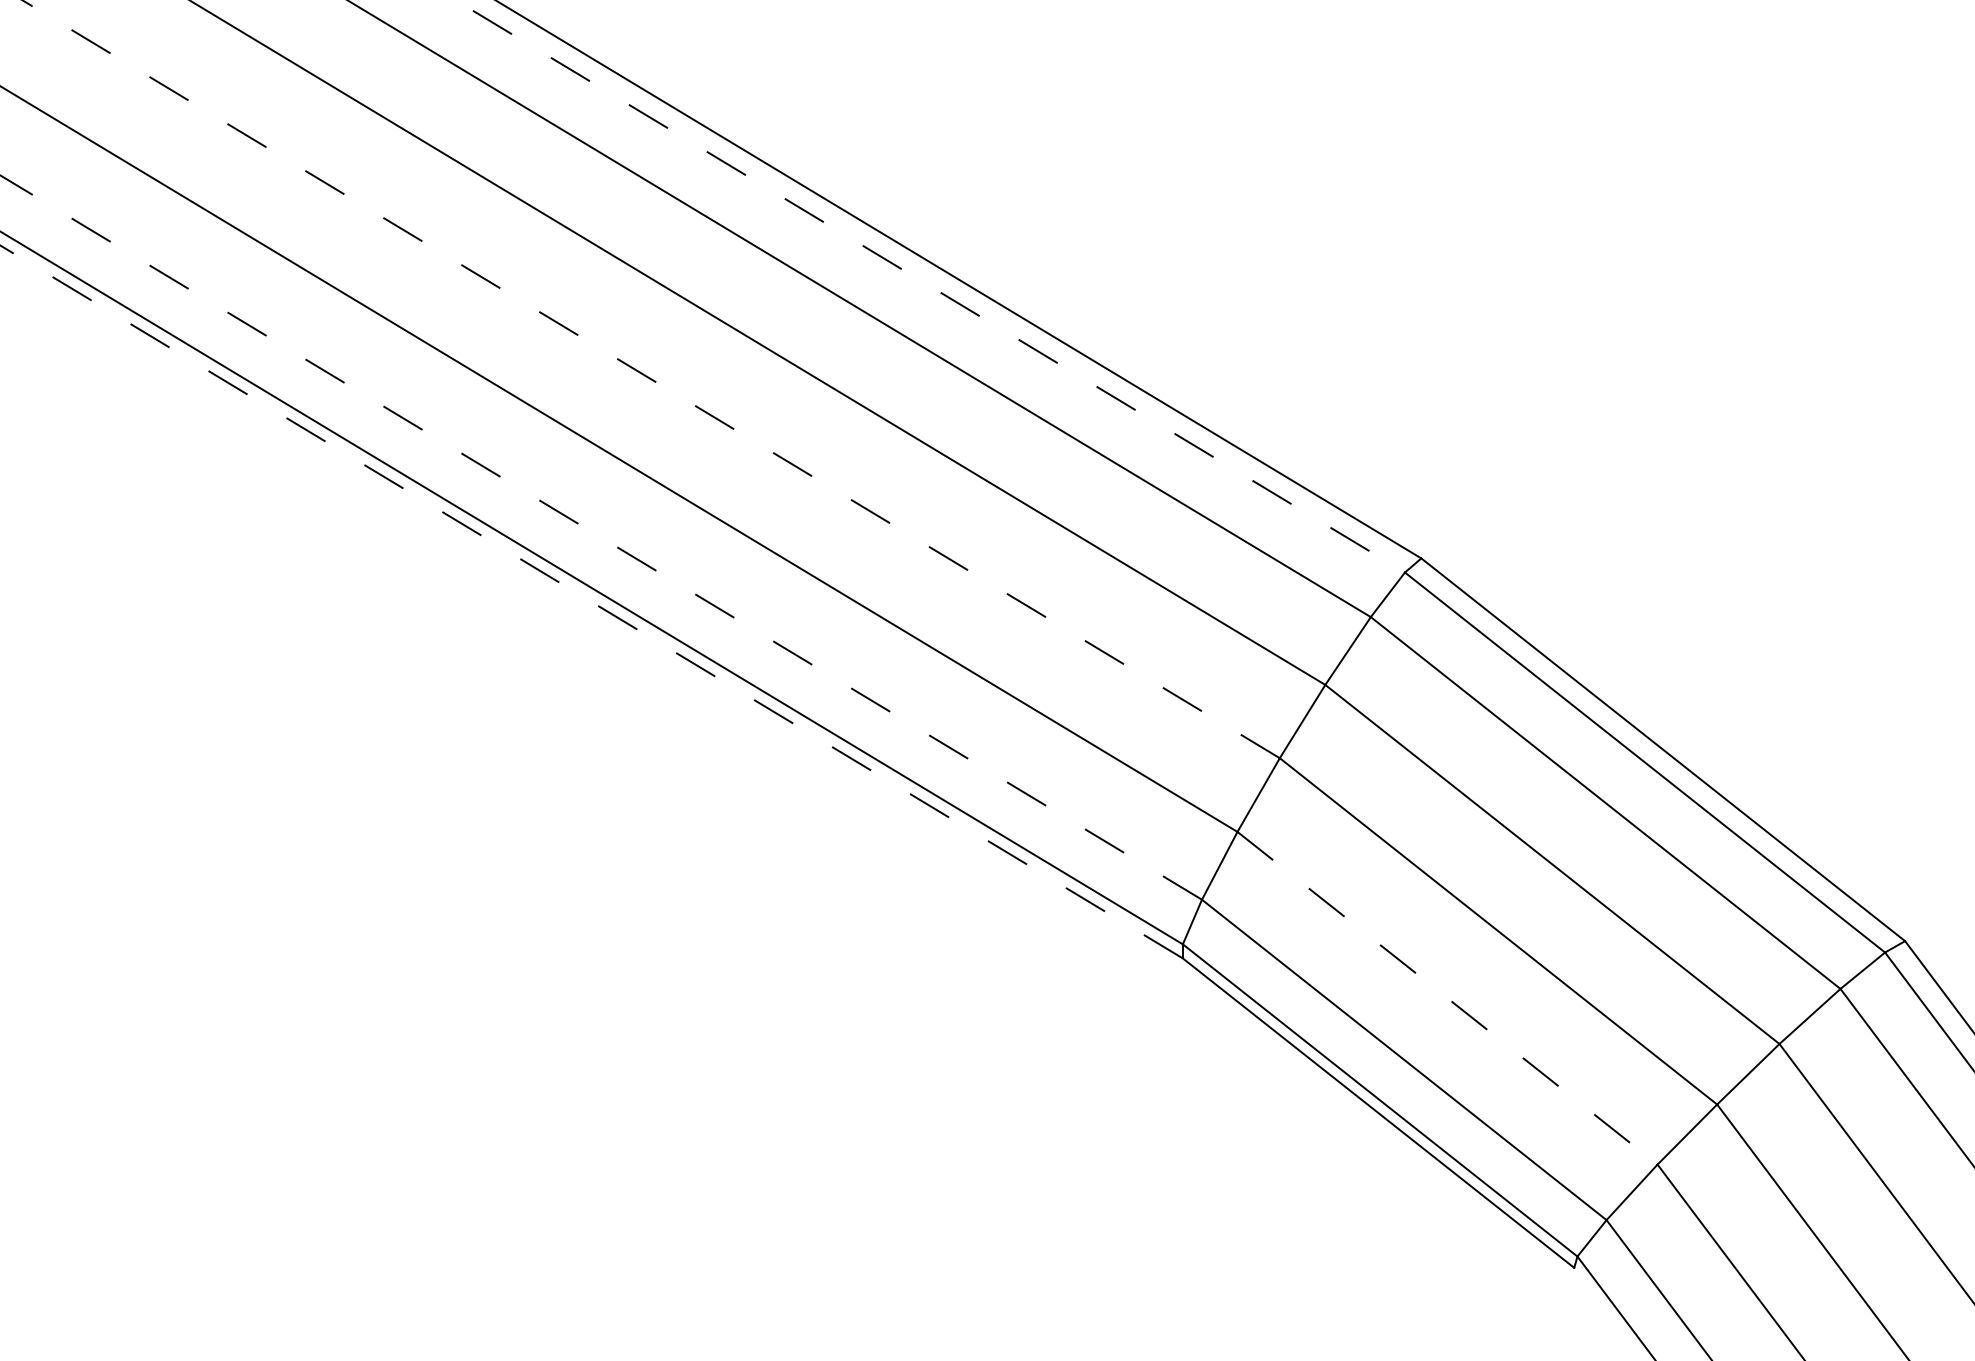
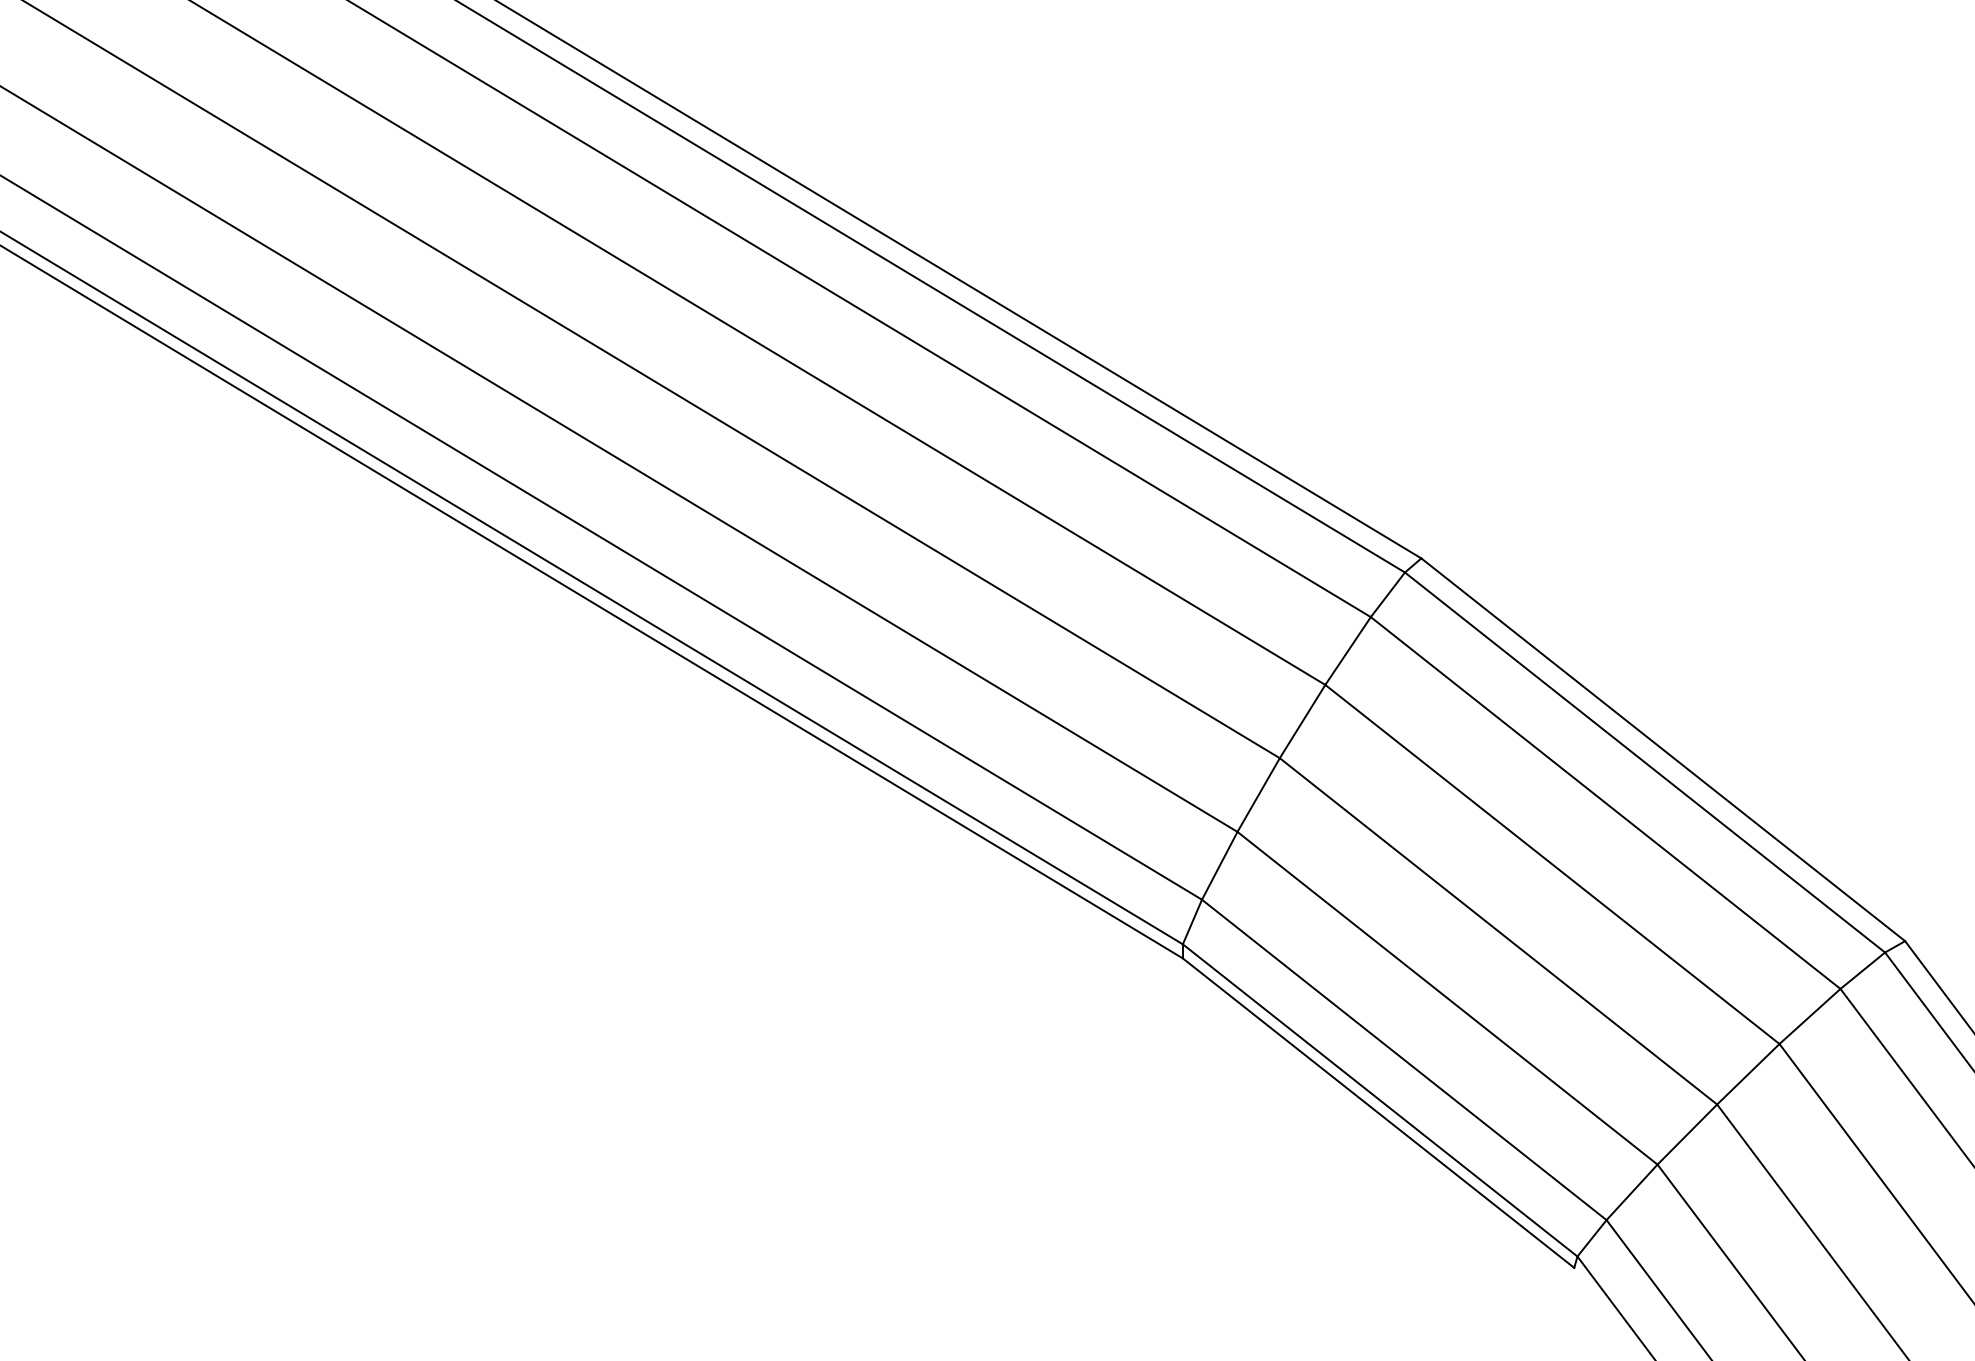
line: dashed -> solid (930, 286)
line: dashed -> solid (651, 379)
line: dashed -> solid (600, 537)
line: dashed -> solid (591, 601)
line: dashed -> solid (1447, 998)
